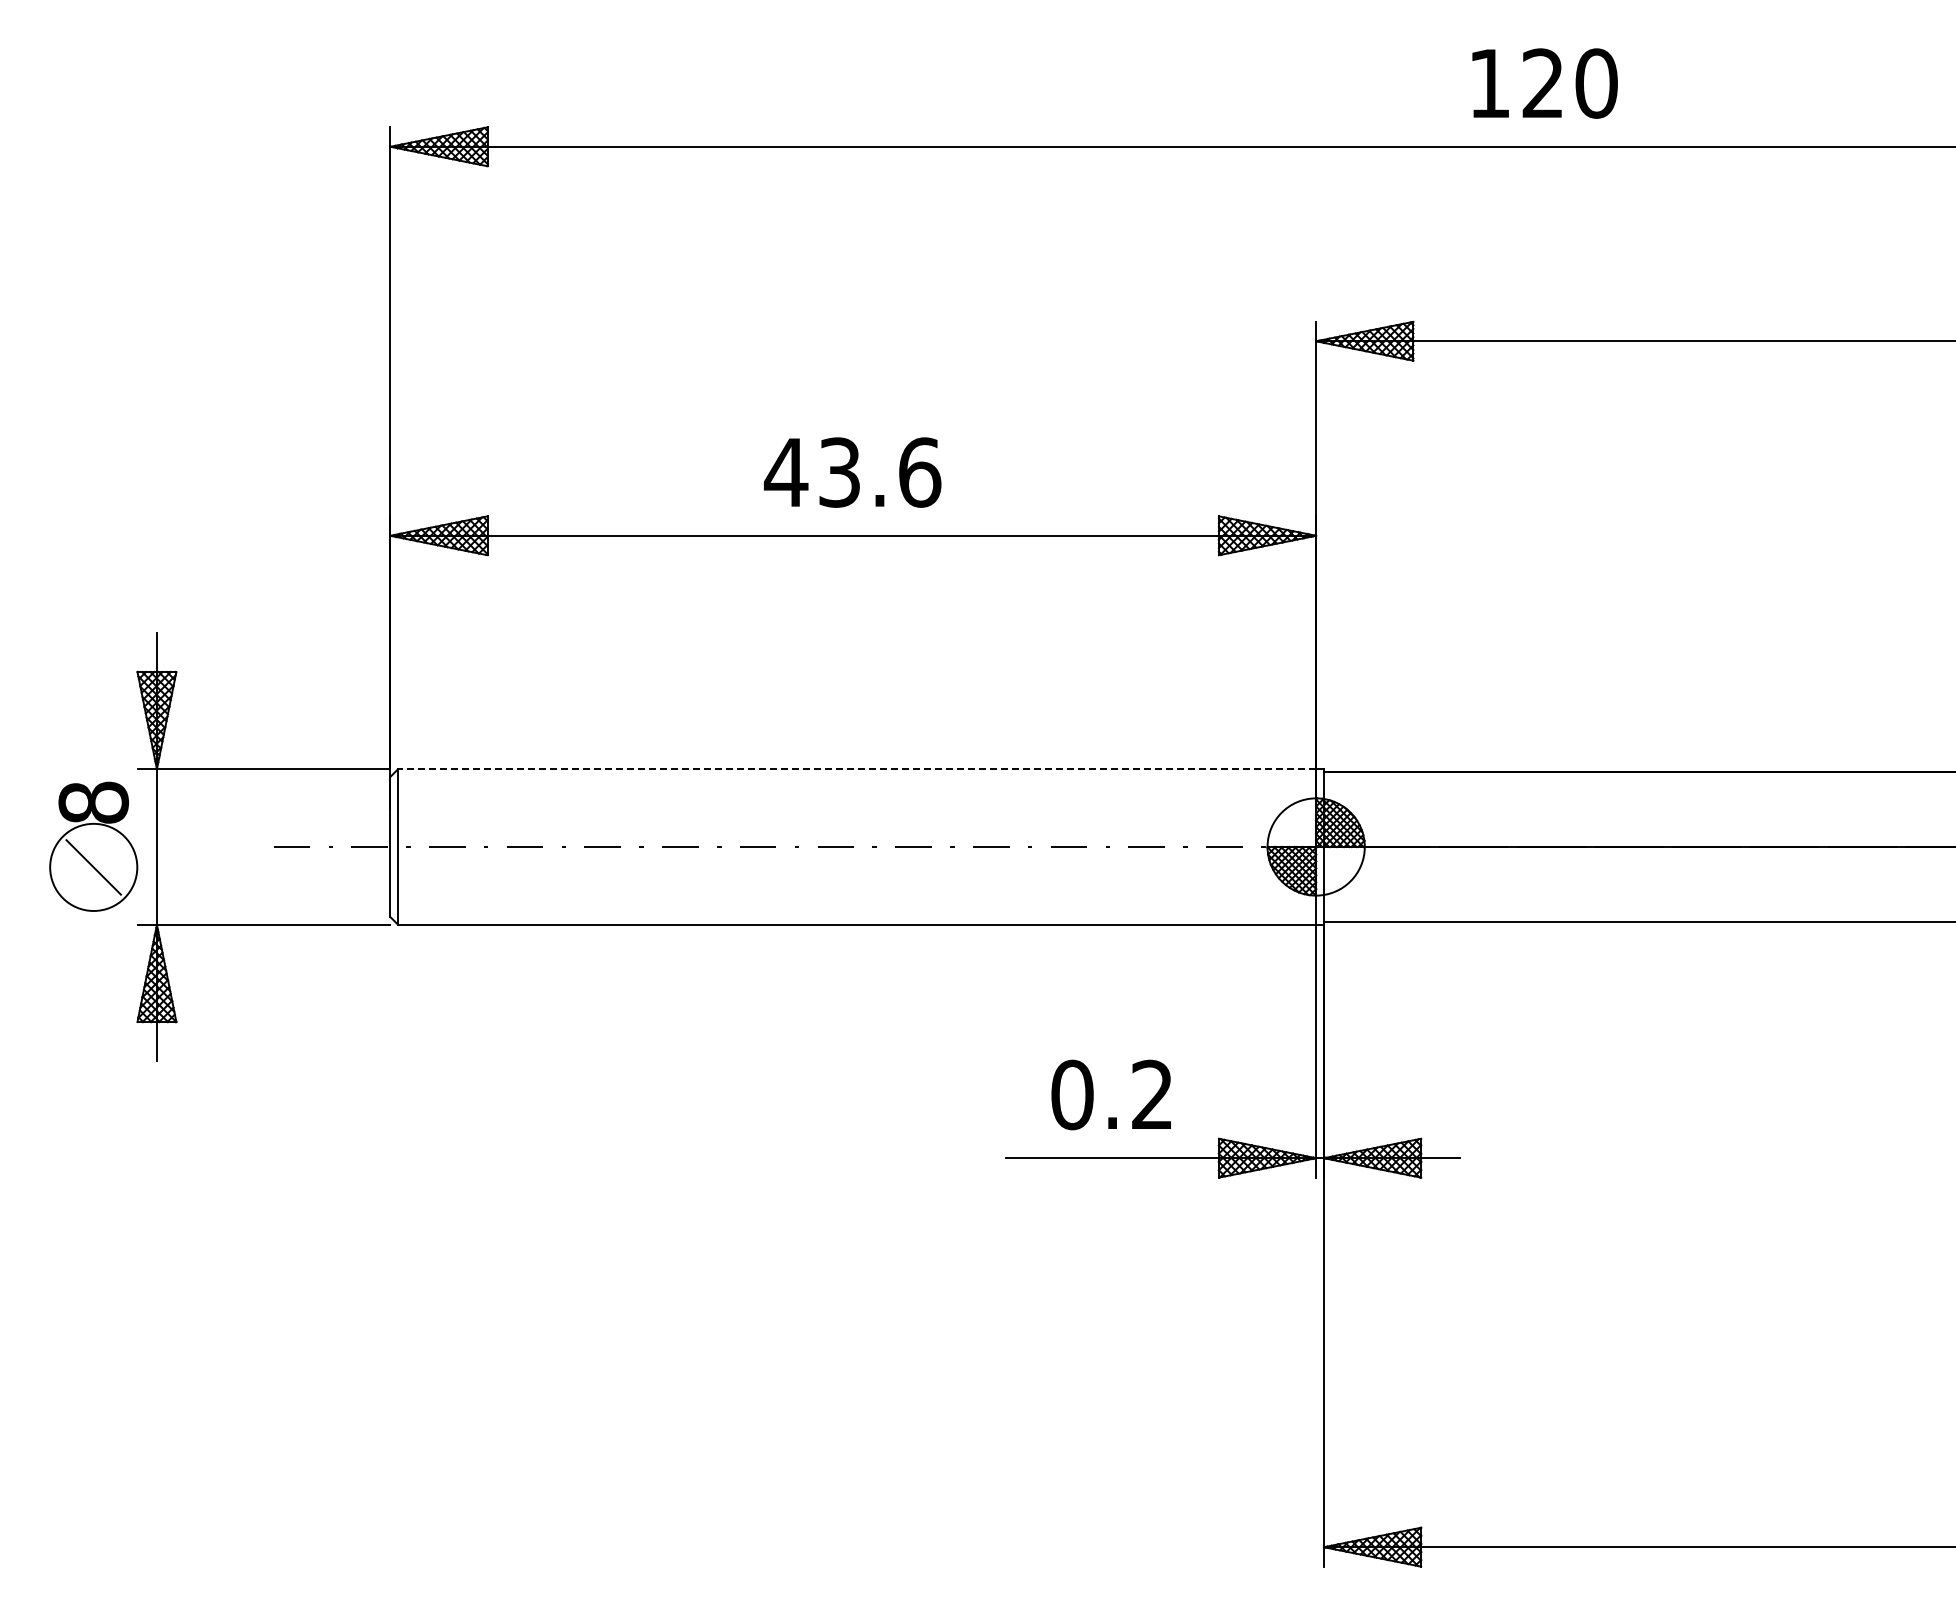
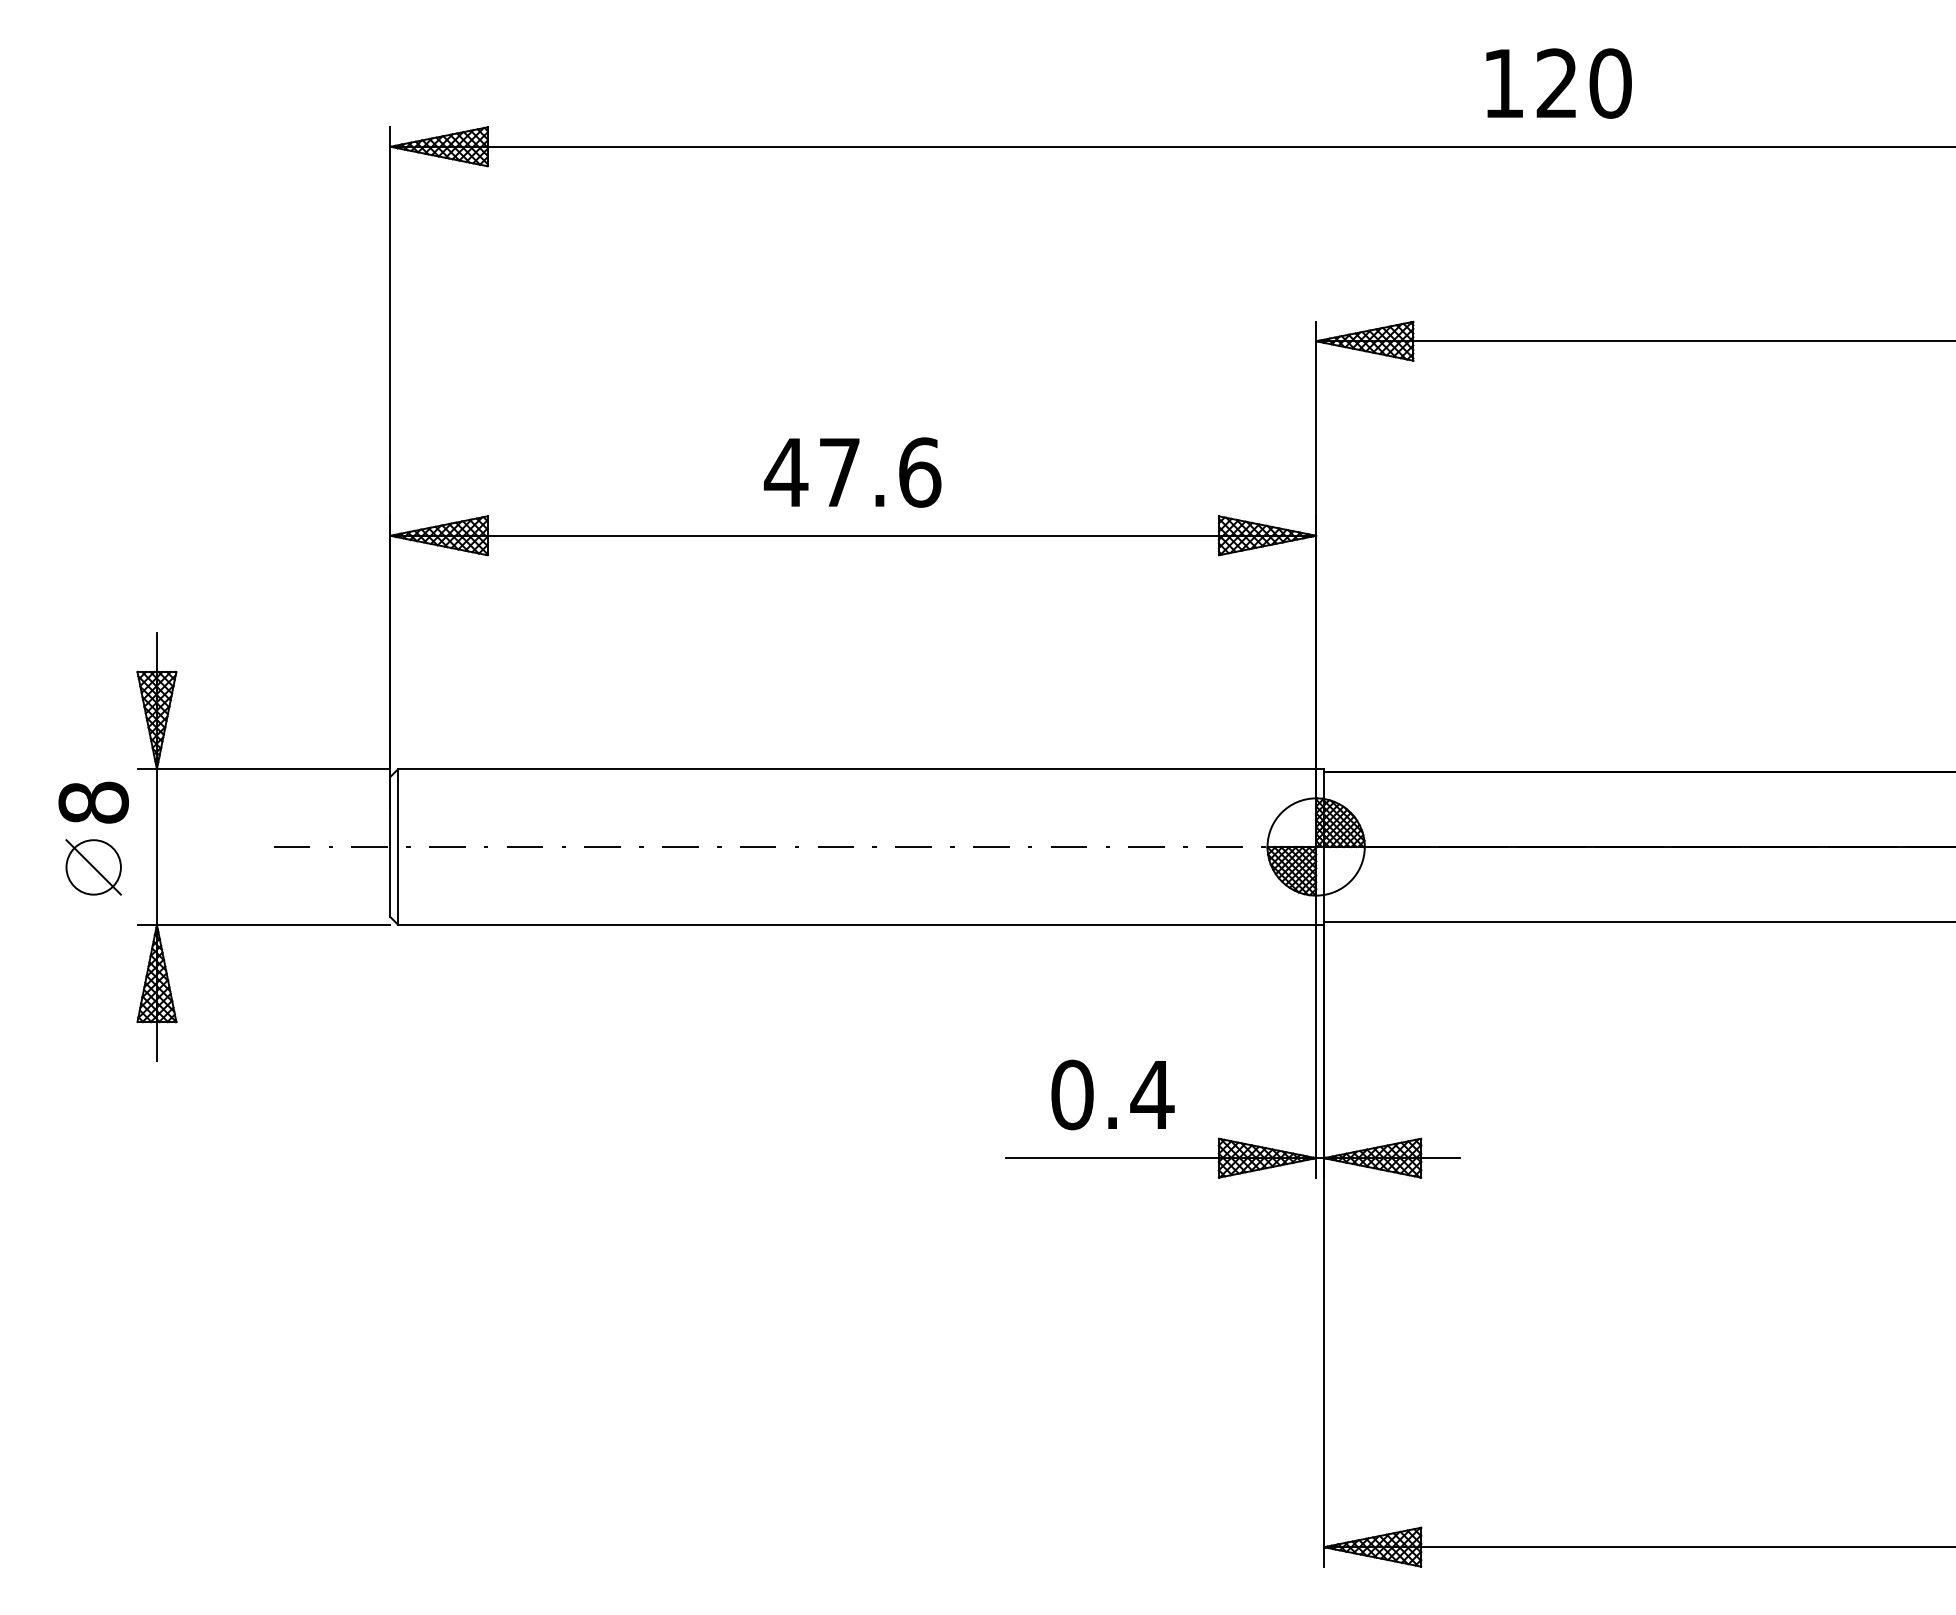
text position: (1544, 83) -> (1558, 83) (1558, 83)
text: 43.6 -> 47.6 (839, 472)
line: dashed -> solid (856, 769)
circle diameter: 87 px -> 54 px (93, 867)
text: 0.2 -> 0.4 (1152, 1093)
